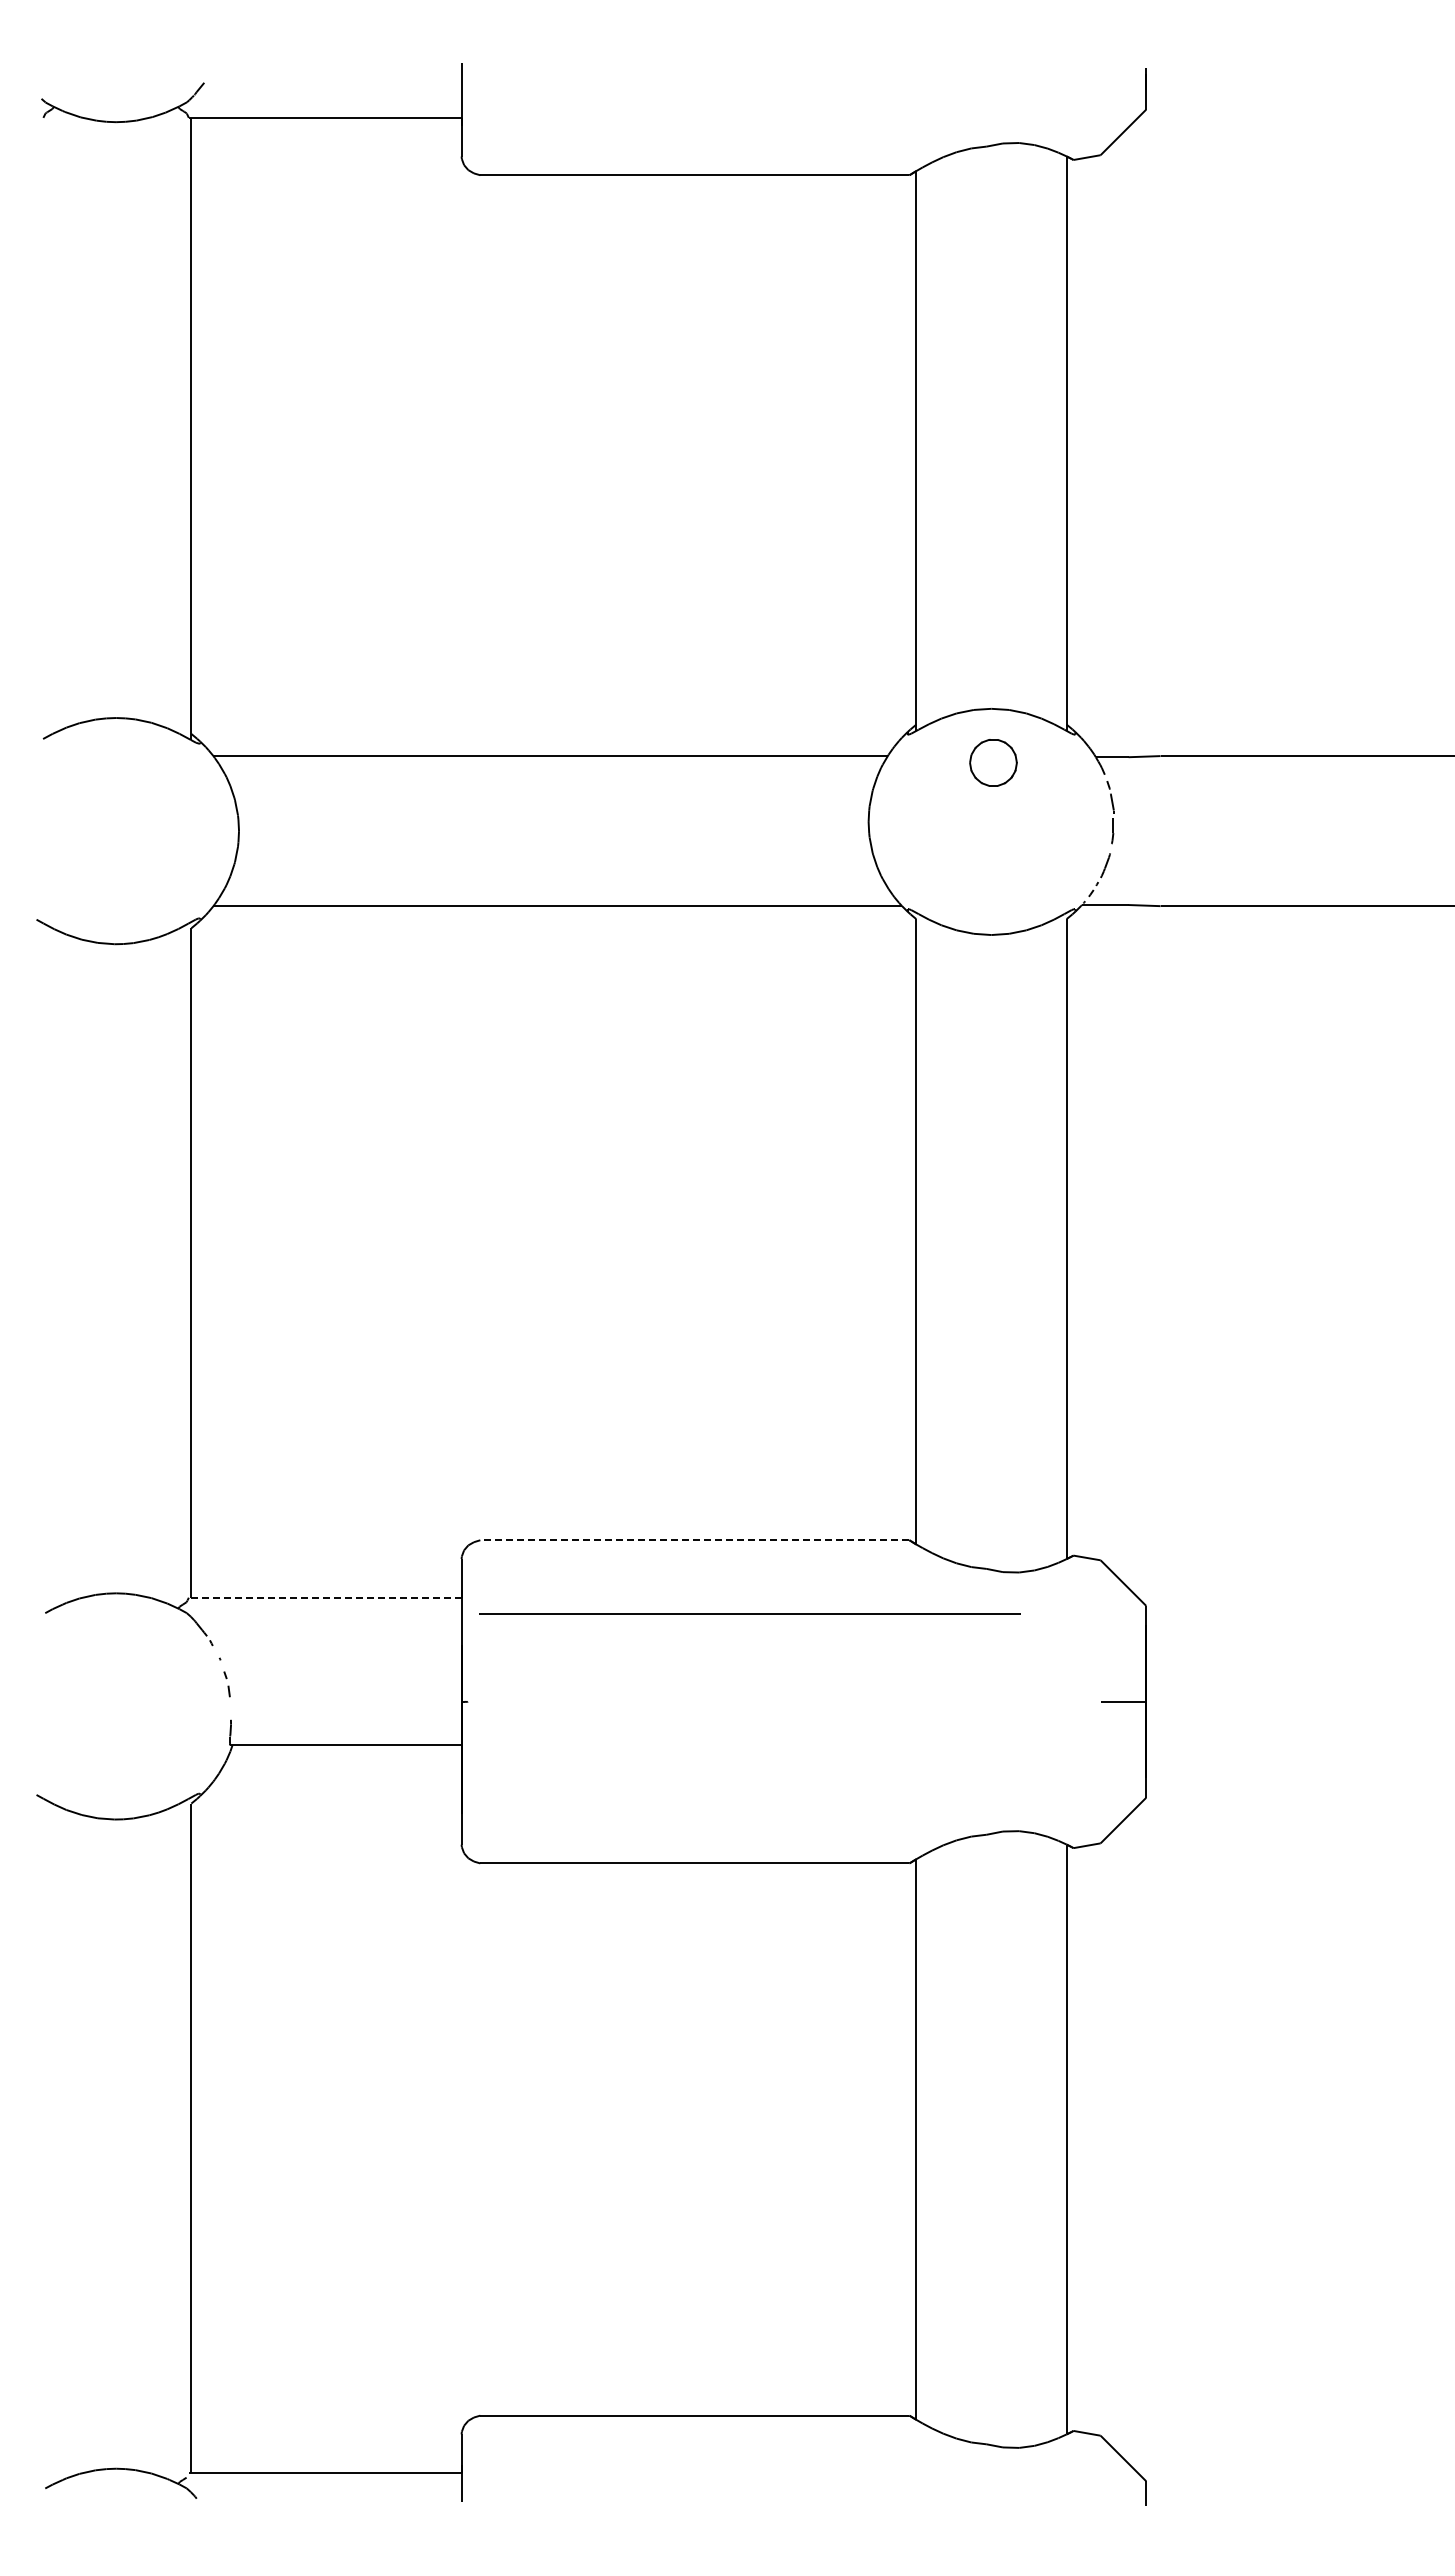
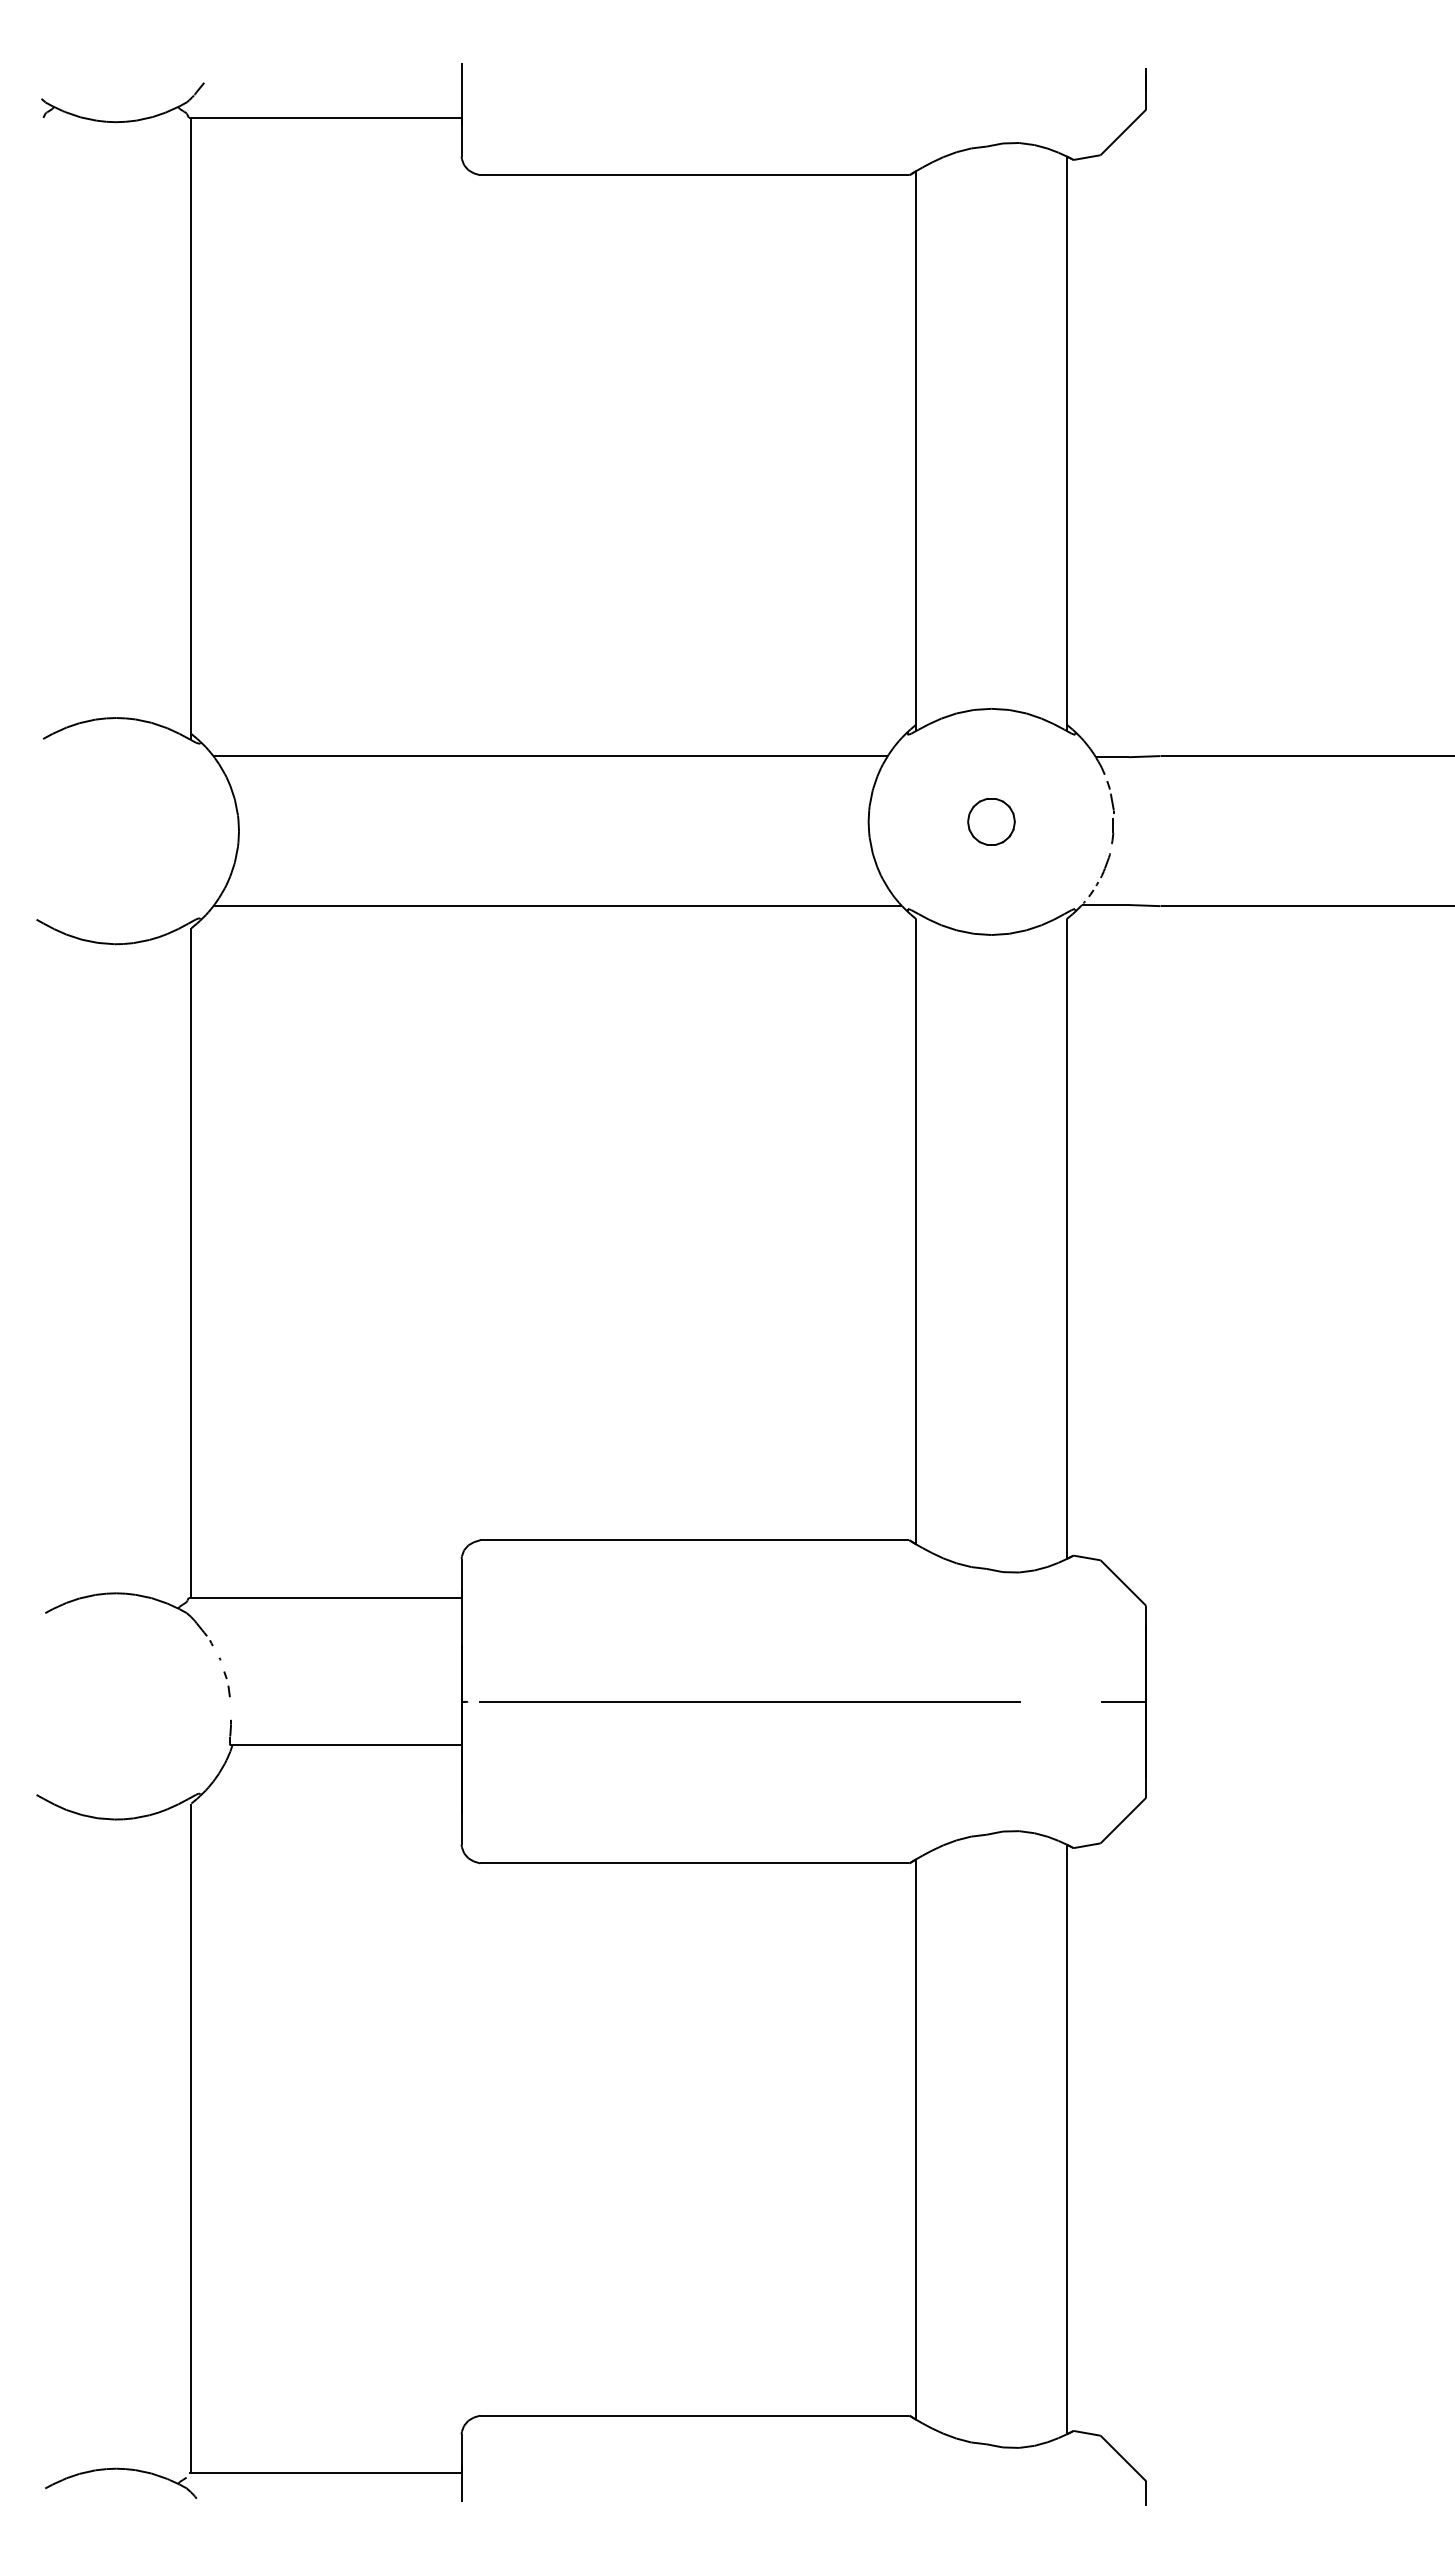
part position: (993, 762) -> (991, 821) (991, 821)
line: dashed -> solid (694, 1540)
line: dashed -> solid (324, 1597)
line position: (749, 1613) -> (749, 1701) (749, 1701)
